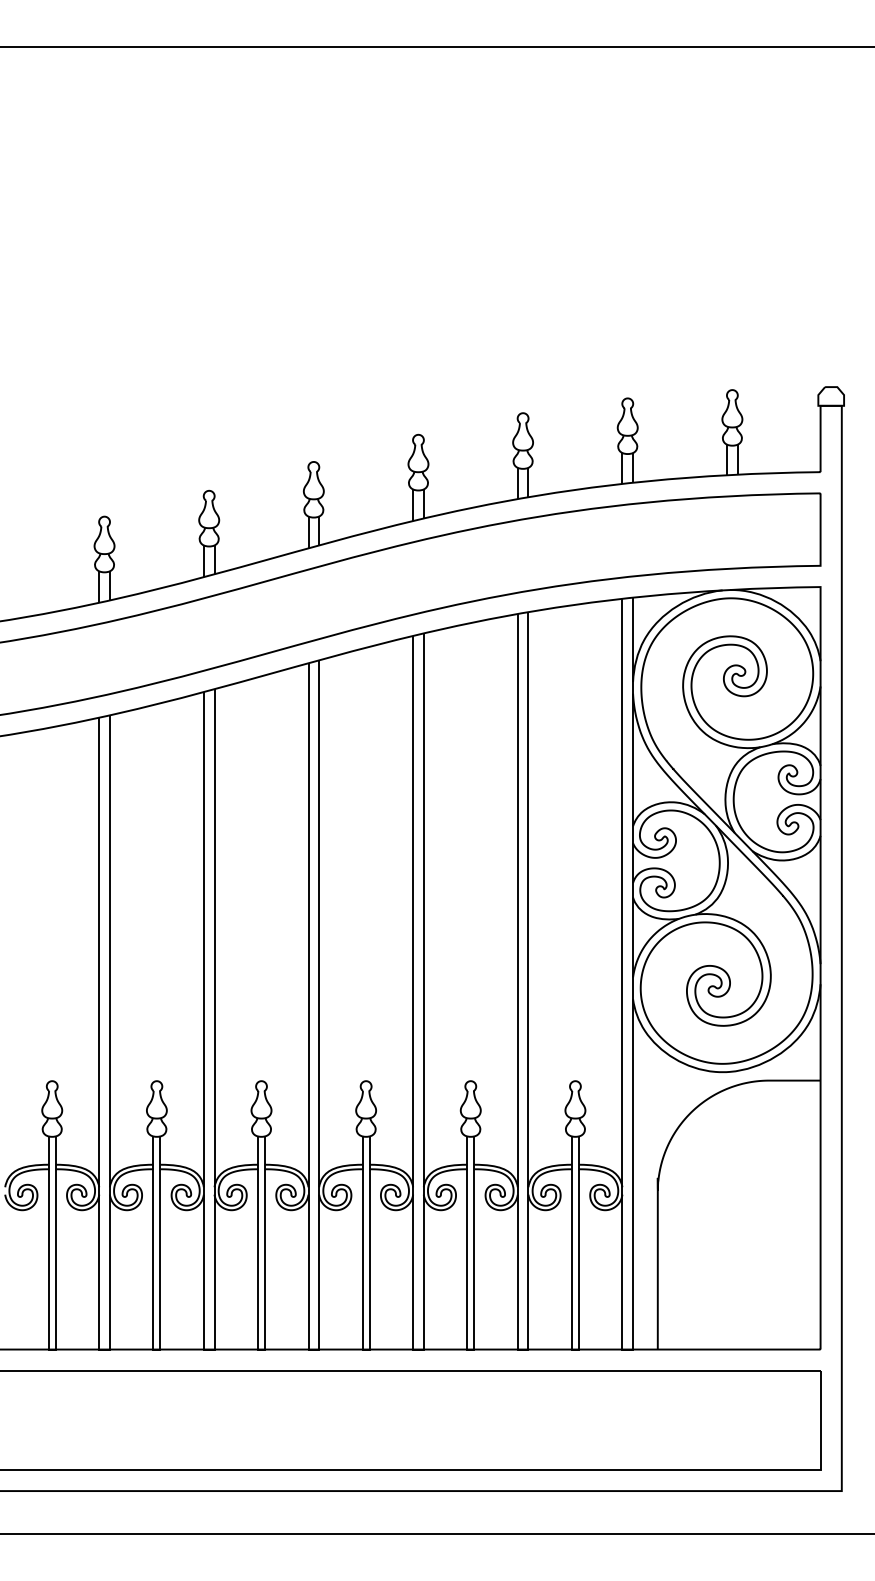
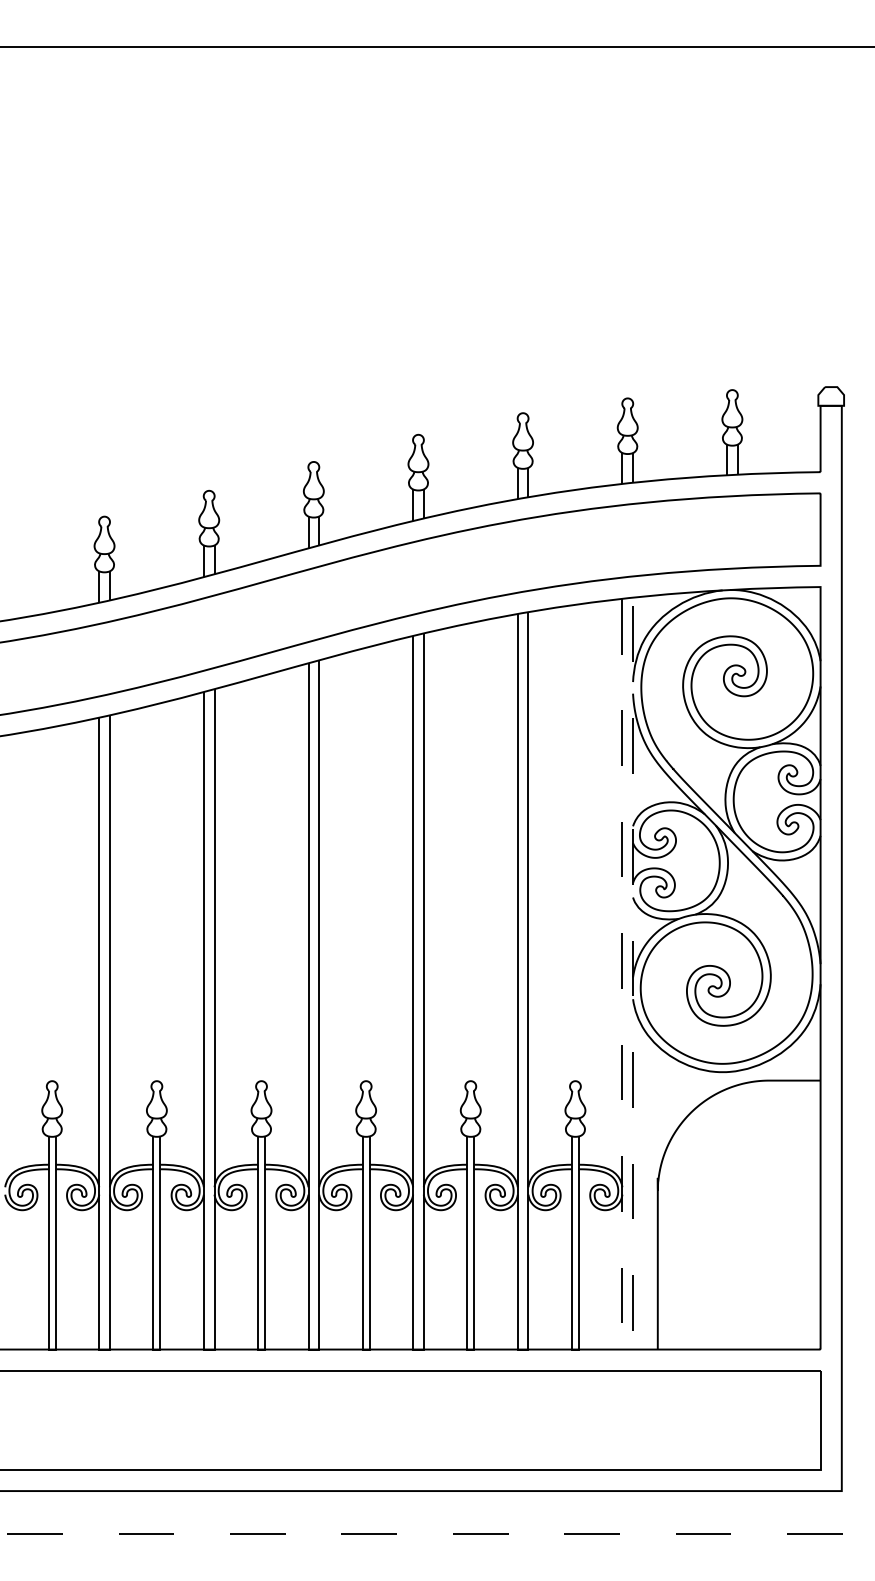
line: solid -> dashed (628, 1349)
line: solid -> dashed (437, 1533)
